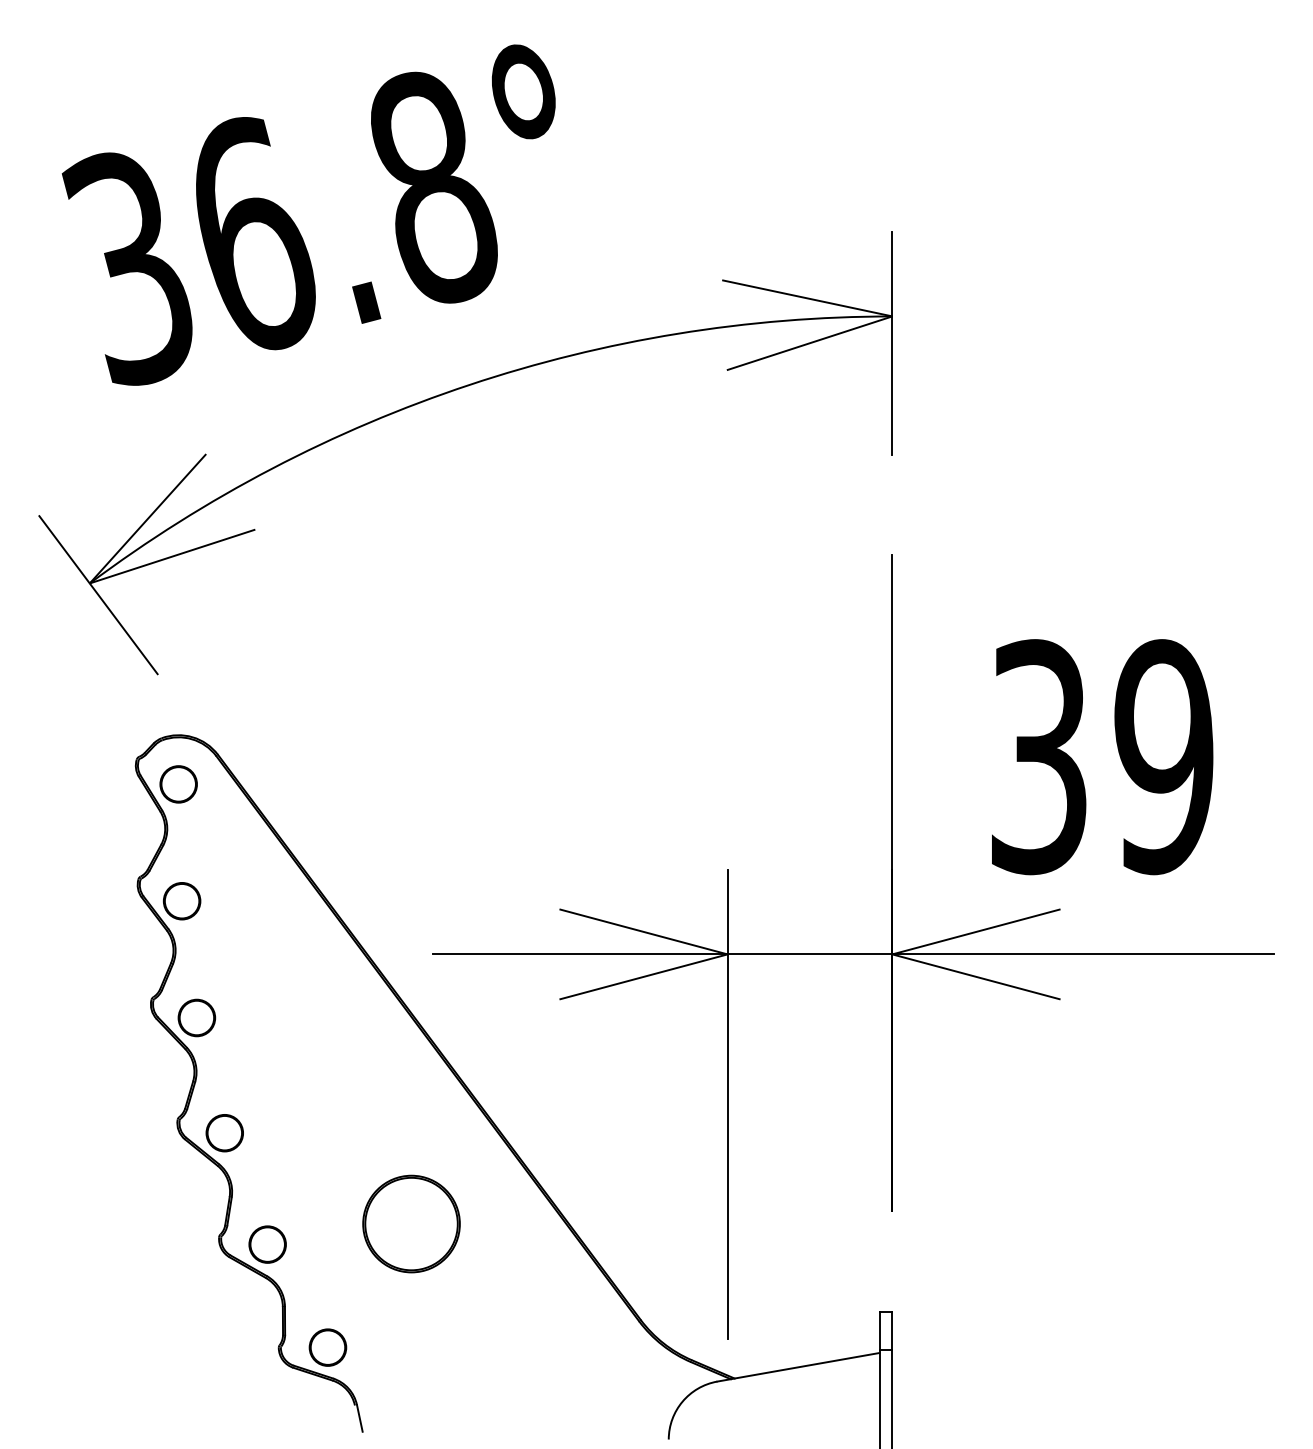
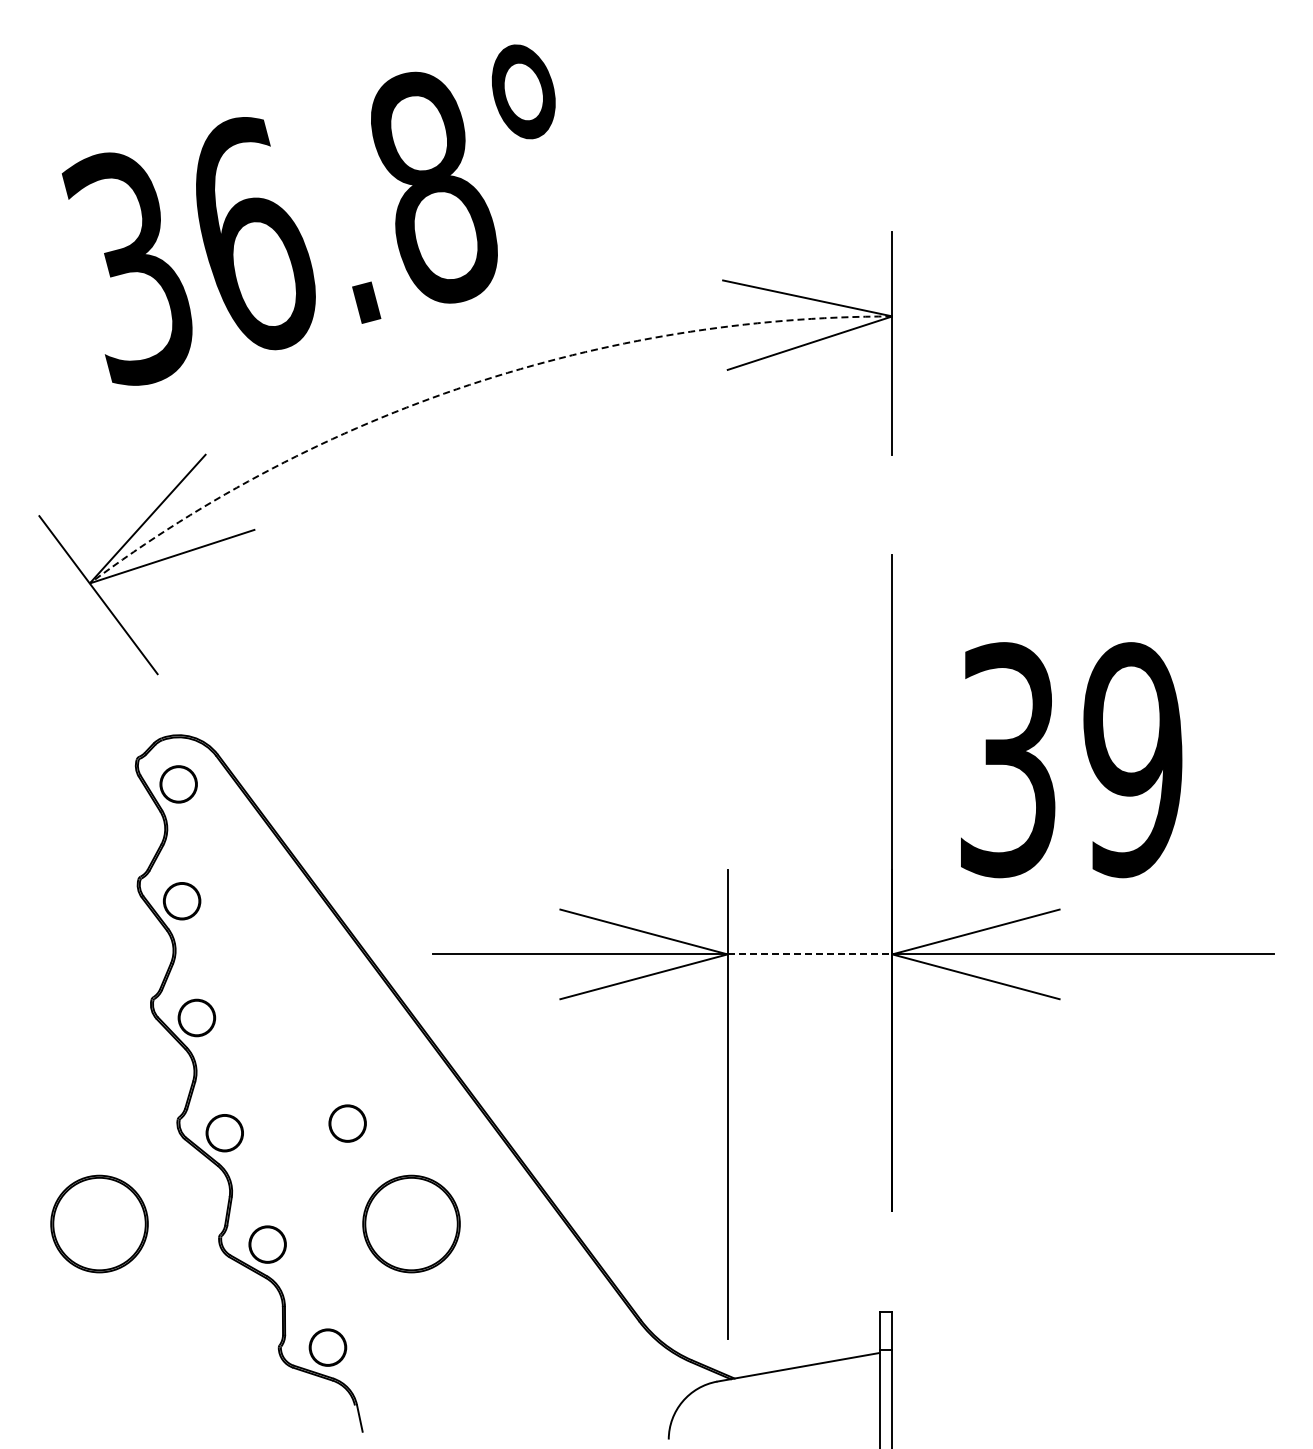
arc: solid -> dashed (469, 384)
text position: (1102, 757) -> (1071, 760) (1071, 760)
line: solid -> dashed (810, 954)
circle: none -> present (347, 1123)
part: none -> present (99, 1223)
